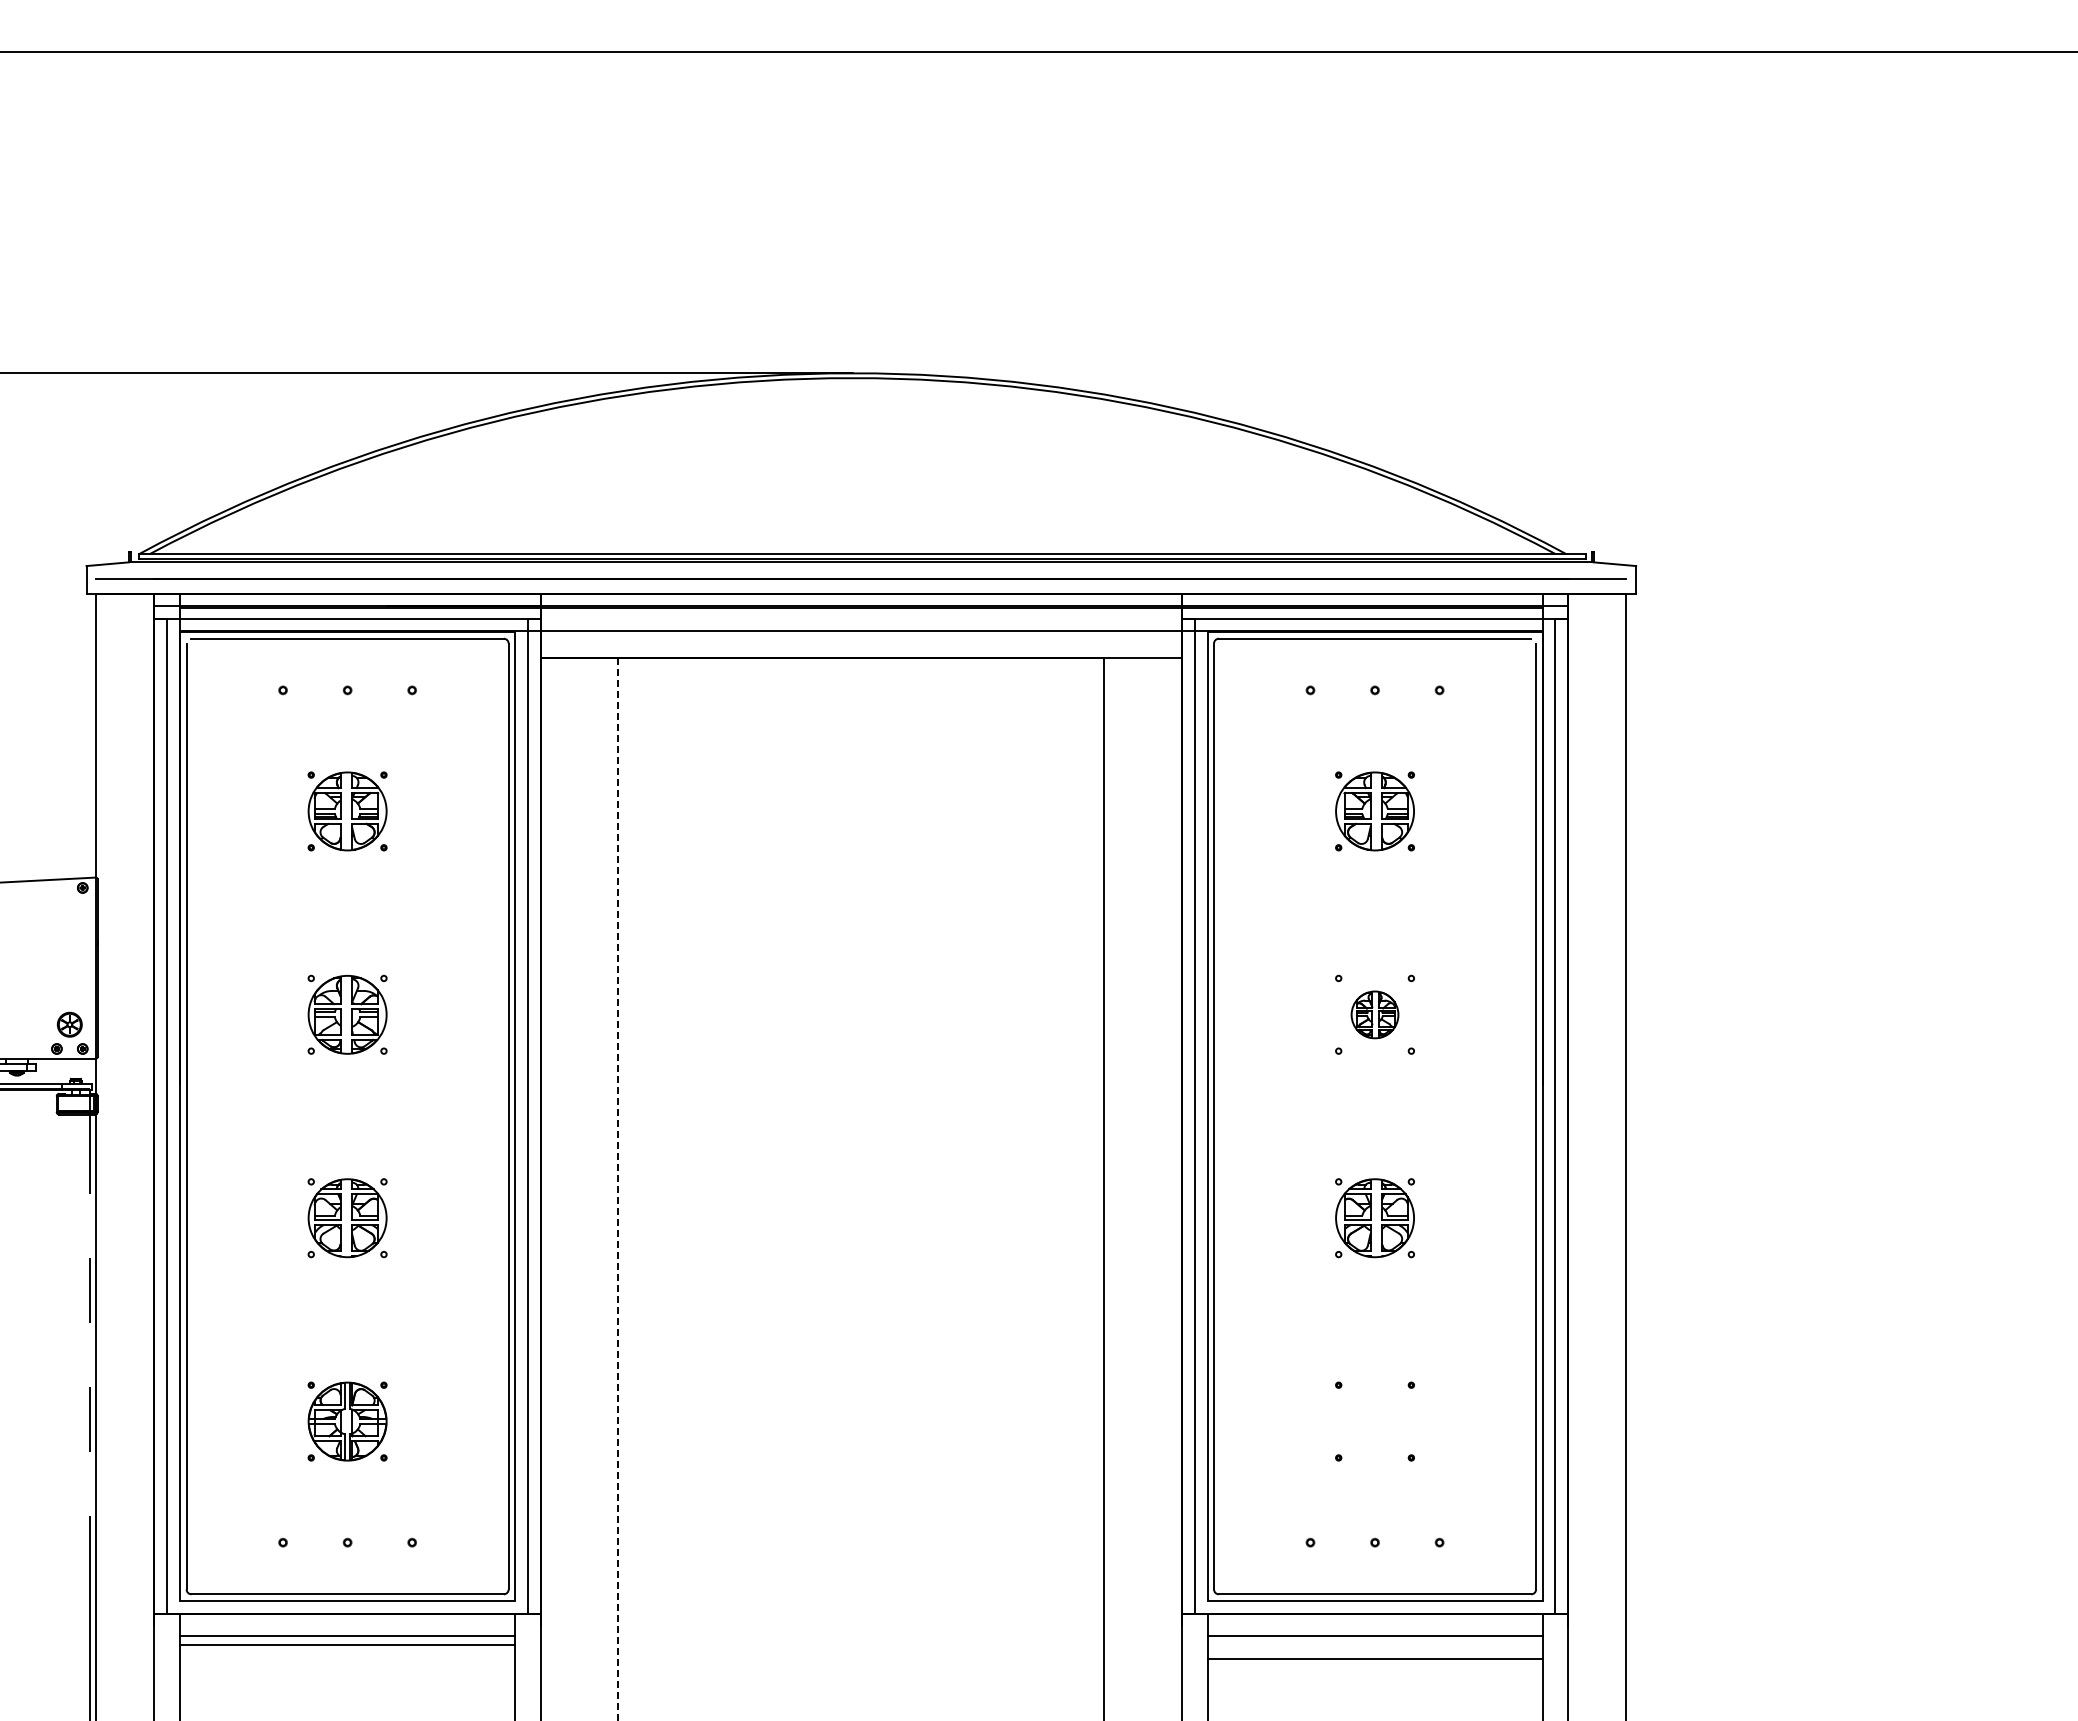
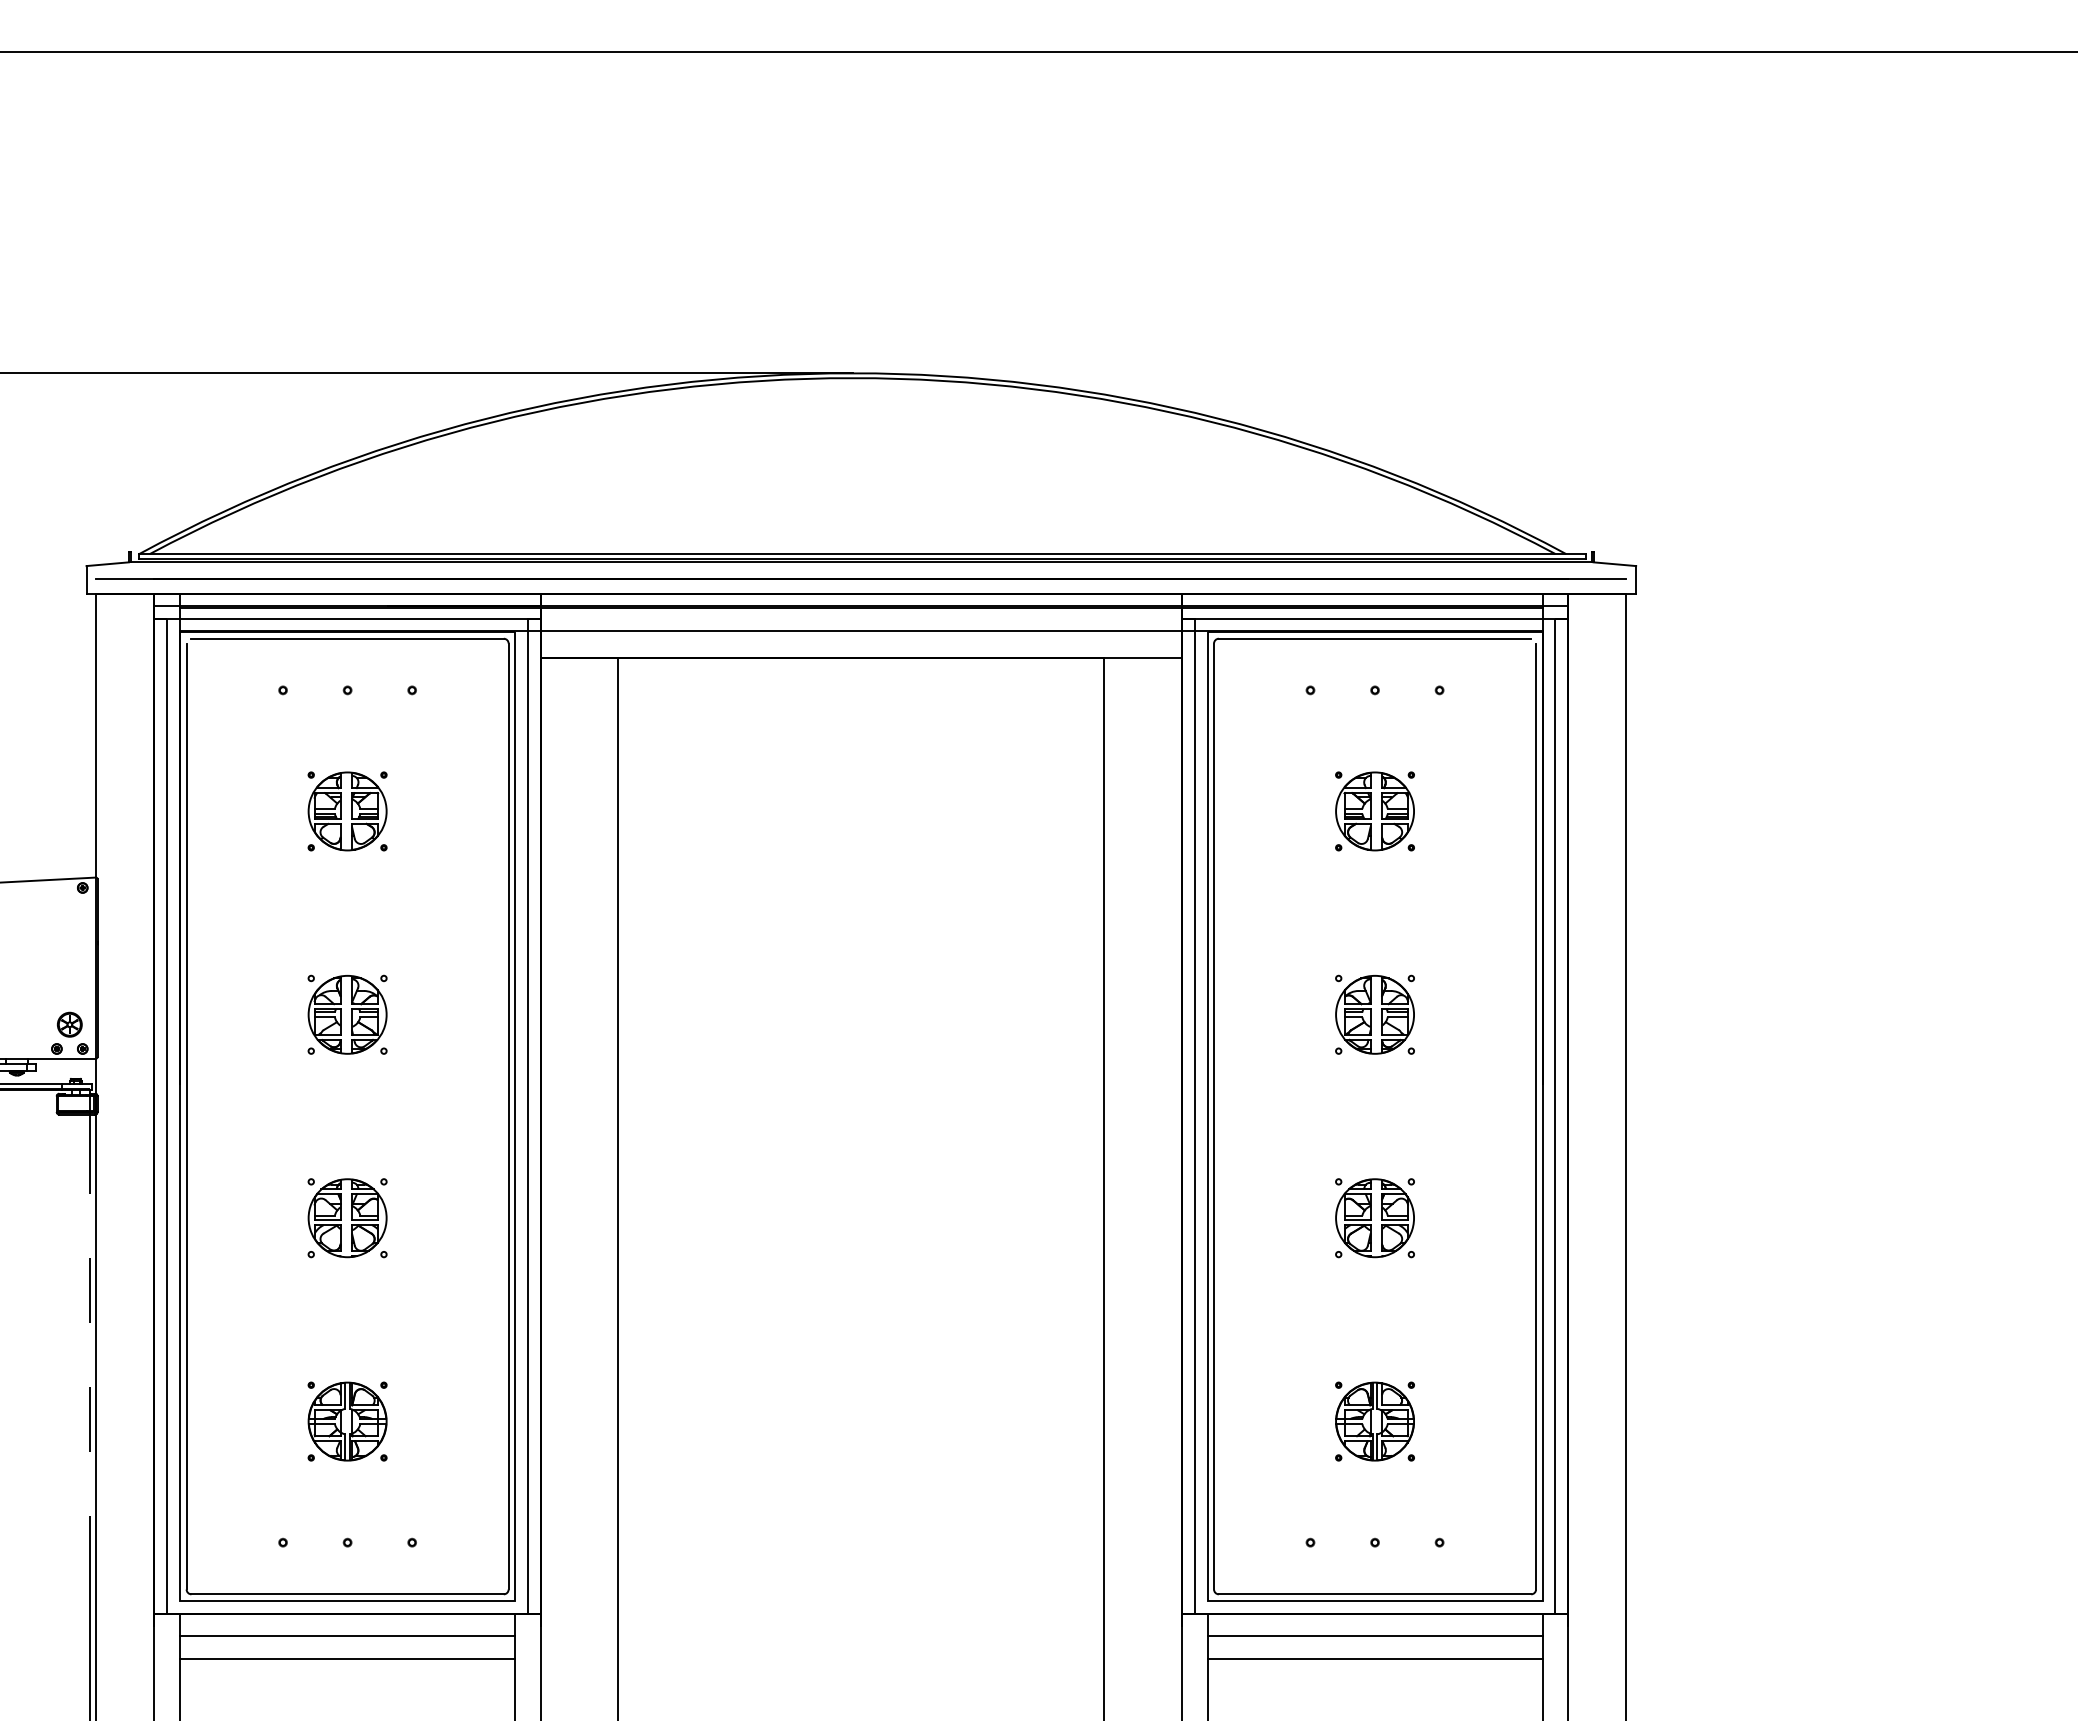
part size: 50x50 px -> 80x80 px (1374, 1014)
line: dashed -> solid (618, 1189)
part: none -> present (1374, 1421)
line position: (347, 1644) -> (347, 1658) (347, 1658)
